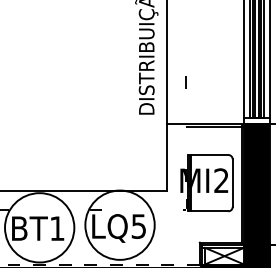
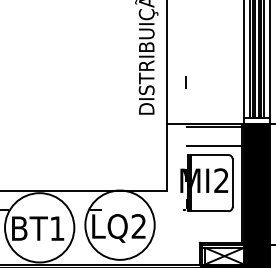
line: none -> present (215, 145)
text: LQ5 -> LQ2 (138, 226)
line: dashed -> solid (100, 265)
